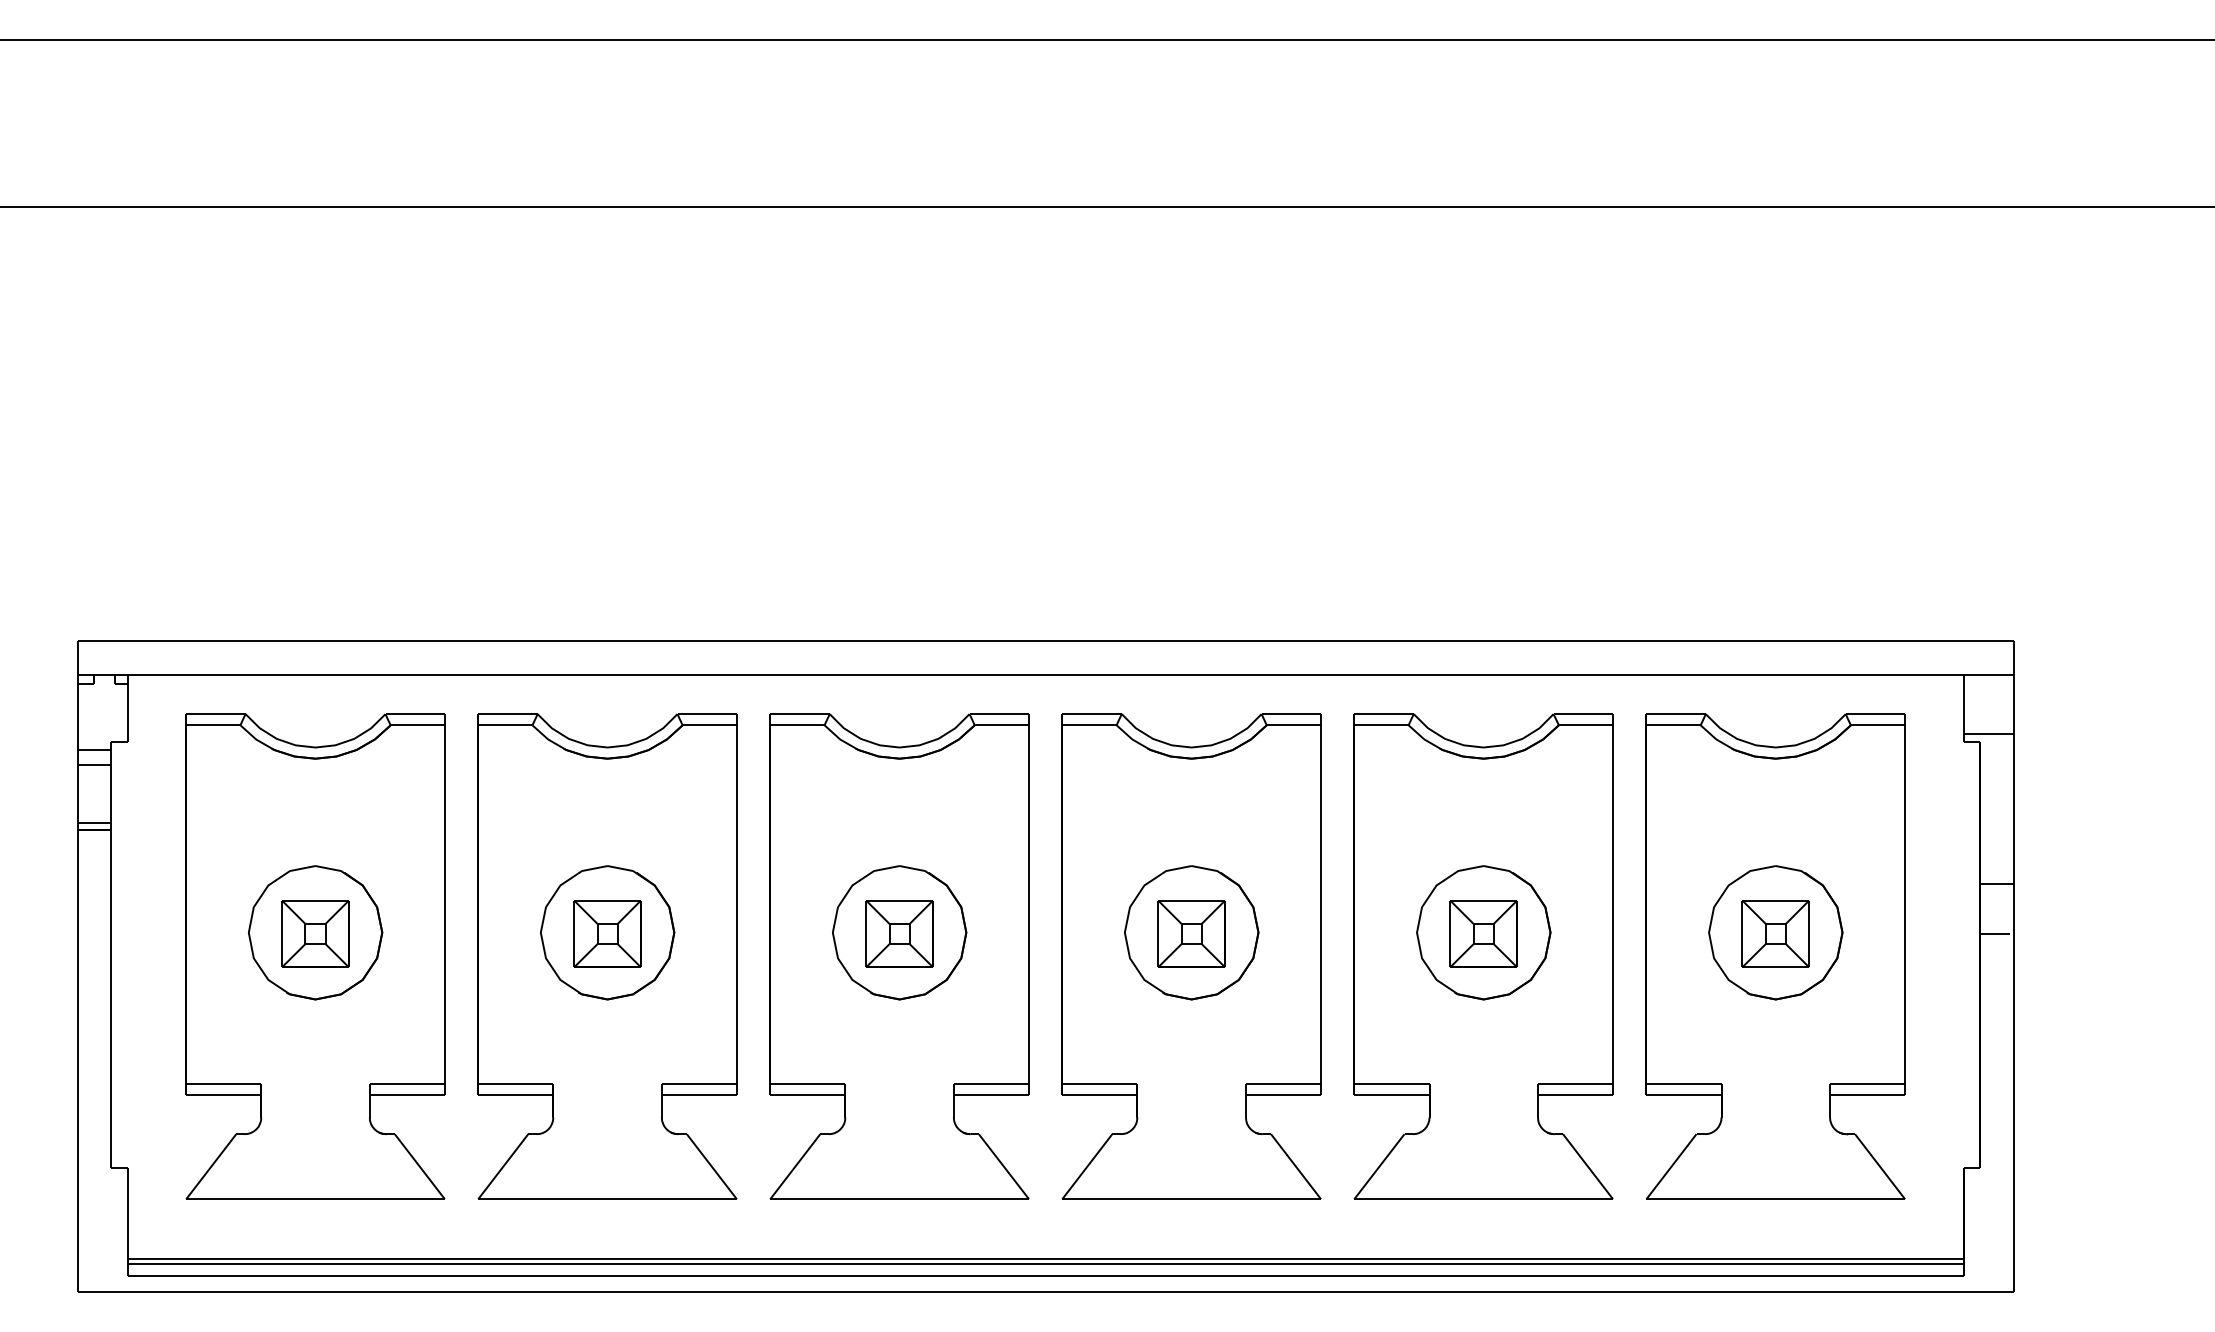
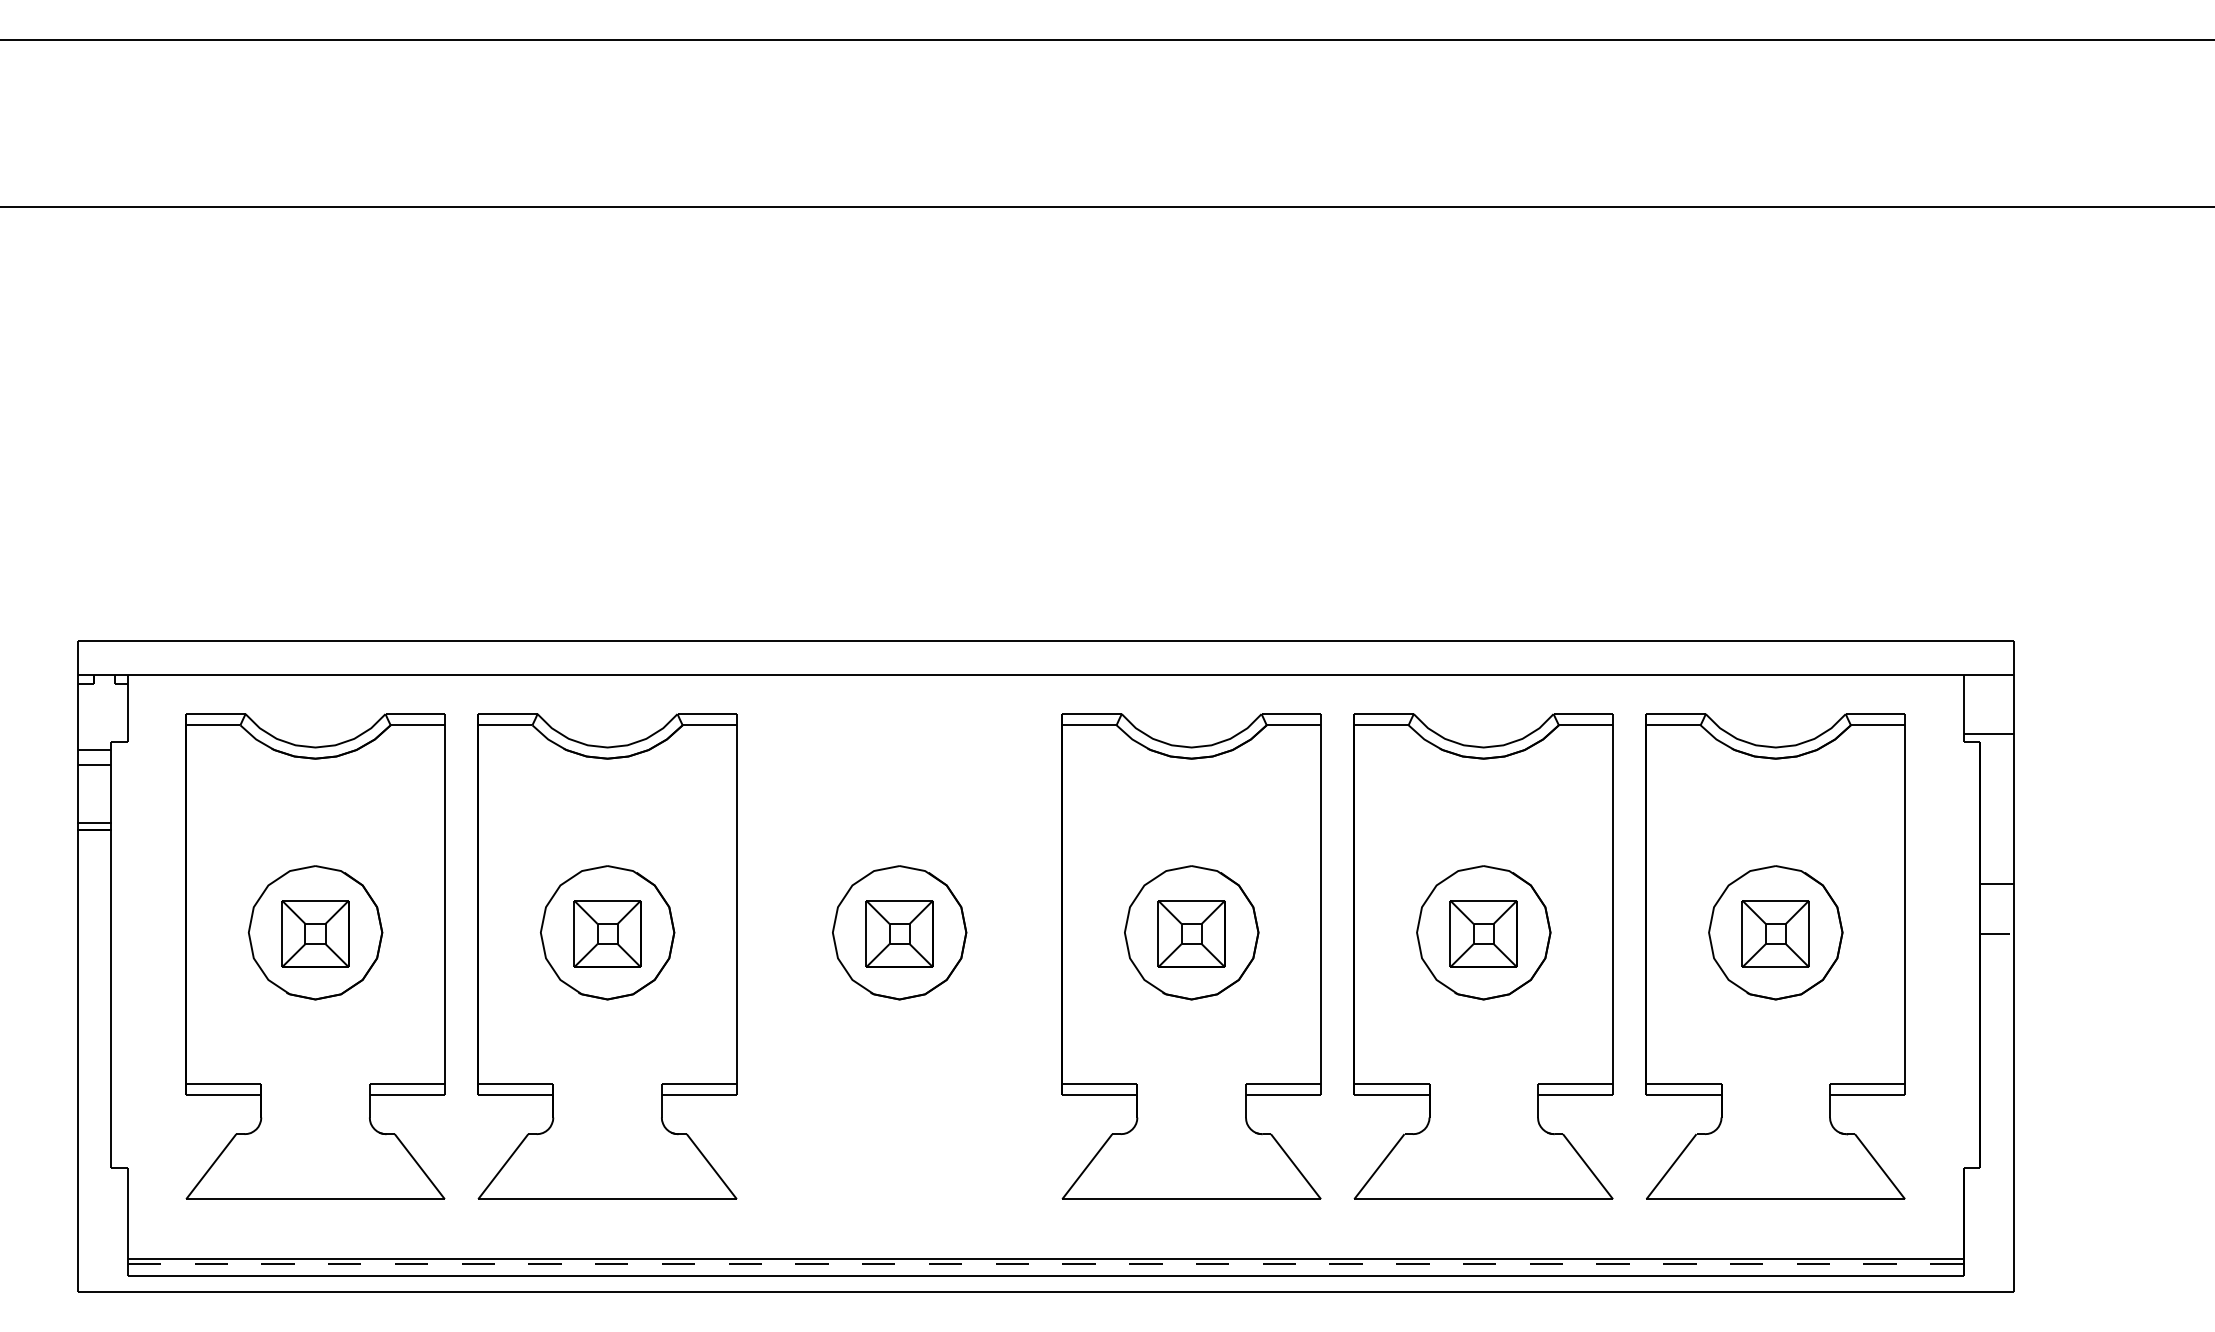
part: present -> none (899, 956)
line: solid -> dashed (1045, 1263)
